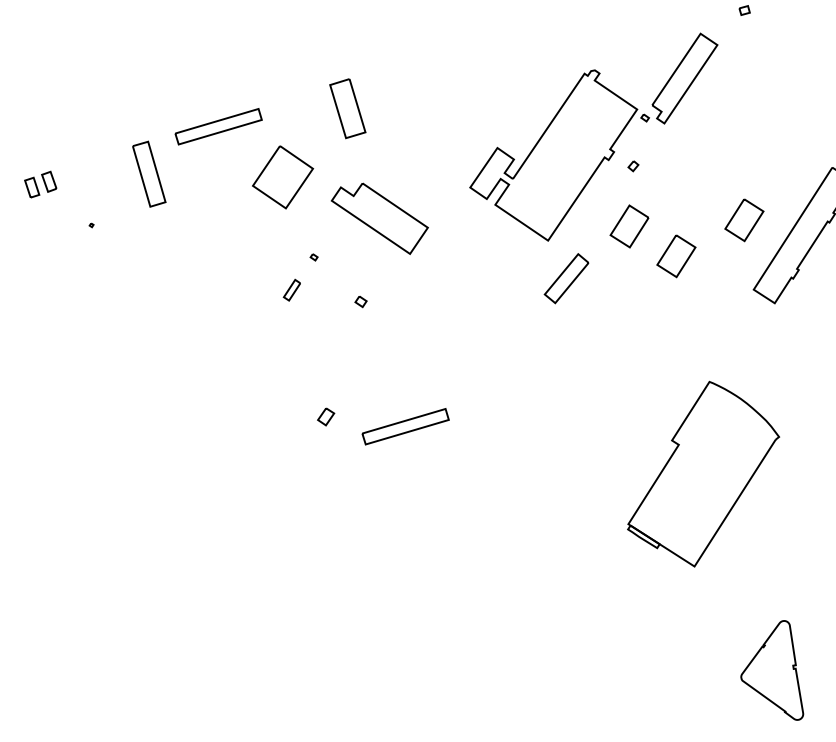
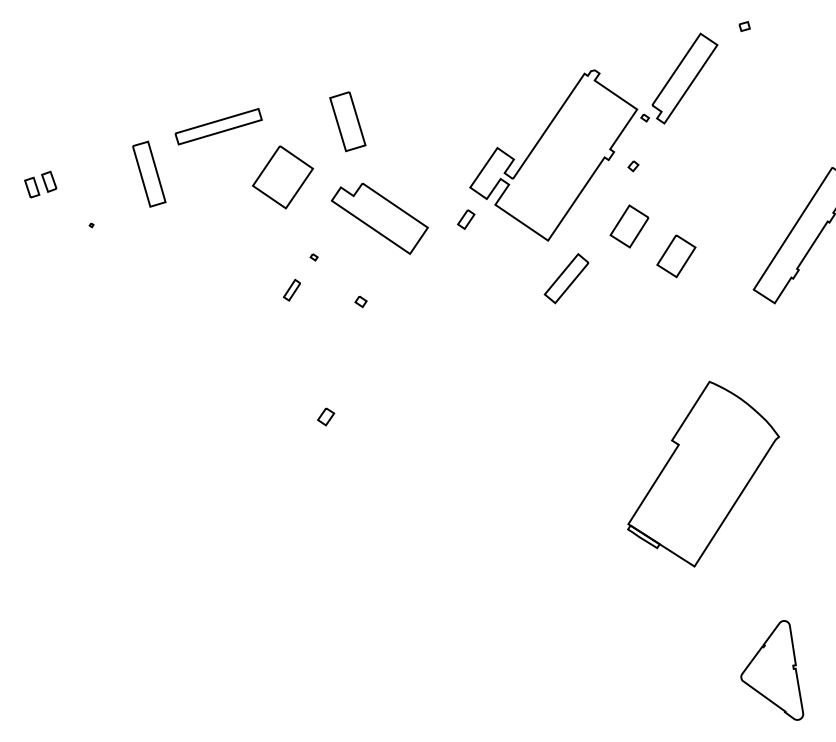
part position: (744, 10) -> (744, 26) (744, 26)
part position: (347, 108) -> (347, 121) (347, 121)
part: none -> present (466, 219)
part: present -> none (744, 220)
part: present -> none (405, 426)
